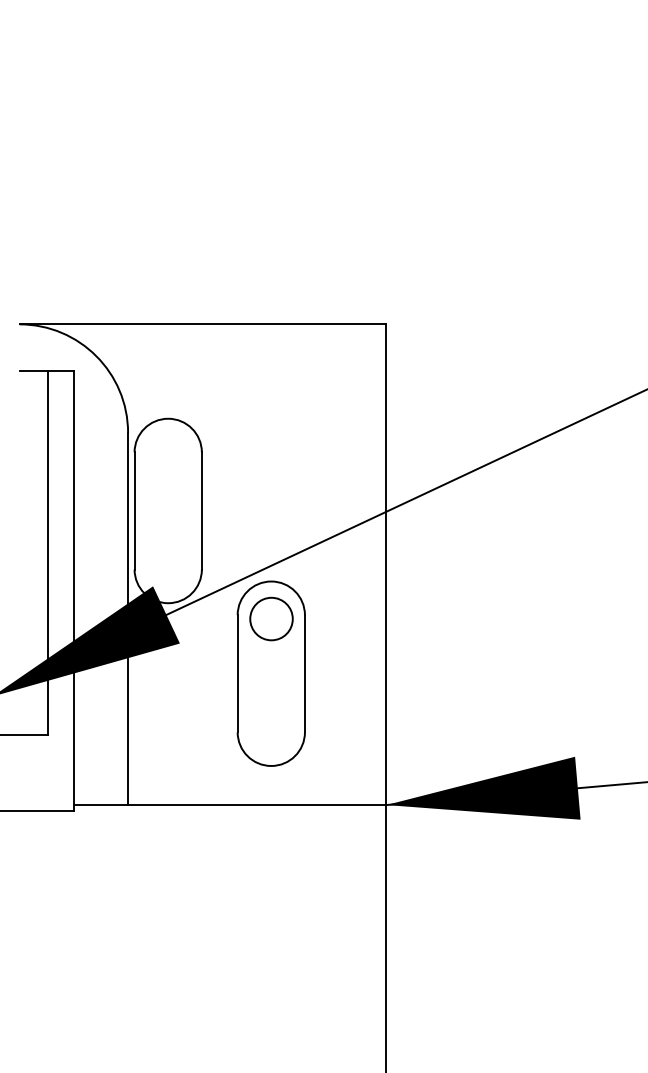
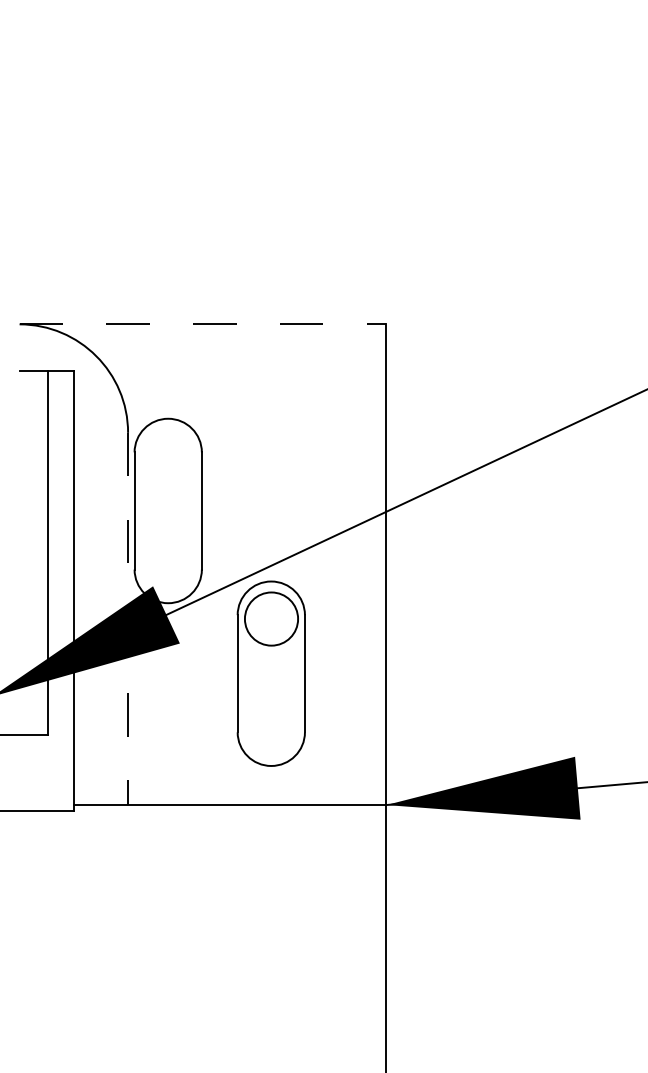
line: solid -> dashed (203, 324)
circle diameter: 43 px -> 53 px (271, 618)
line: solid -> dashed (128, 619)
